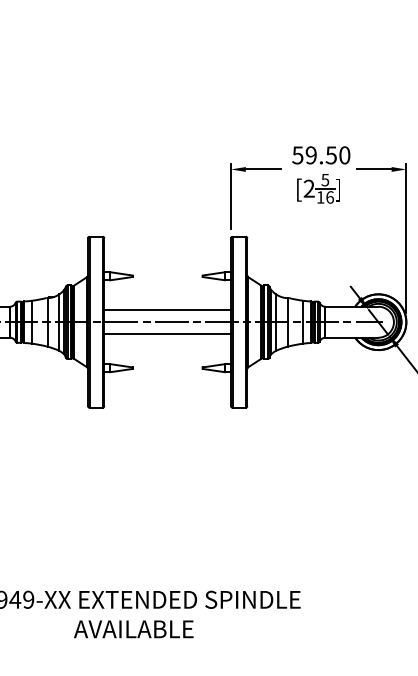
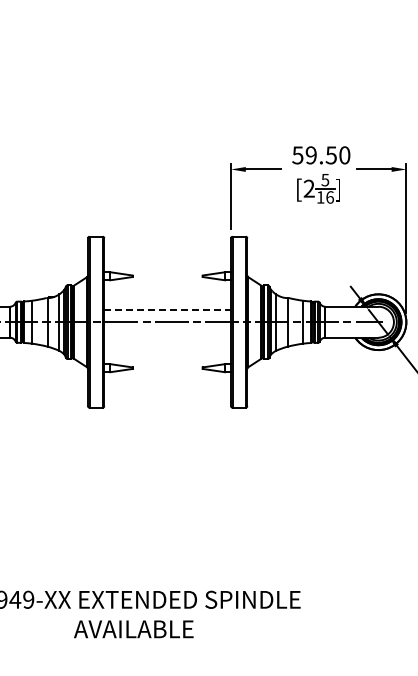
line: solid -> dashed (168, 310)
line: present -> none (167, 333)
